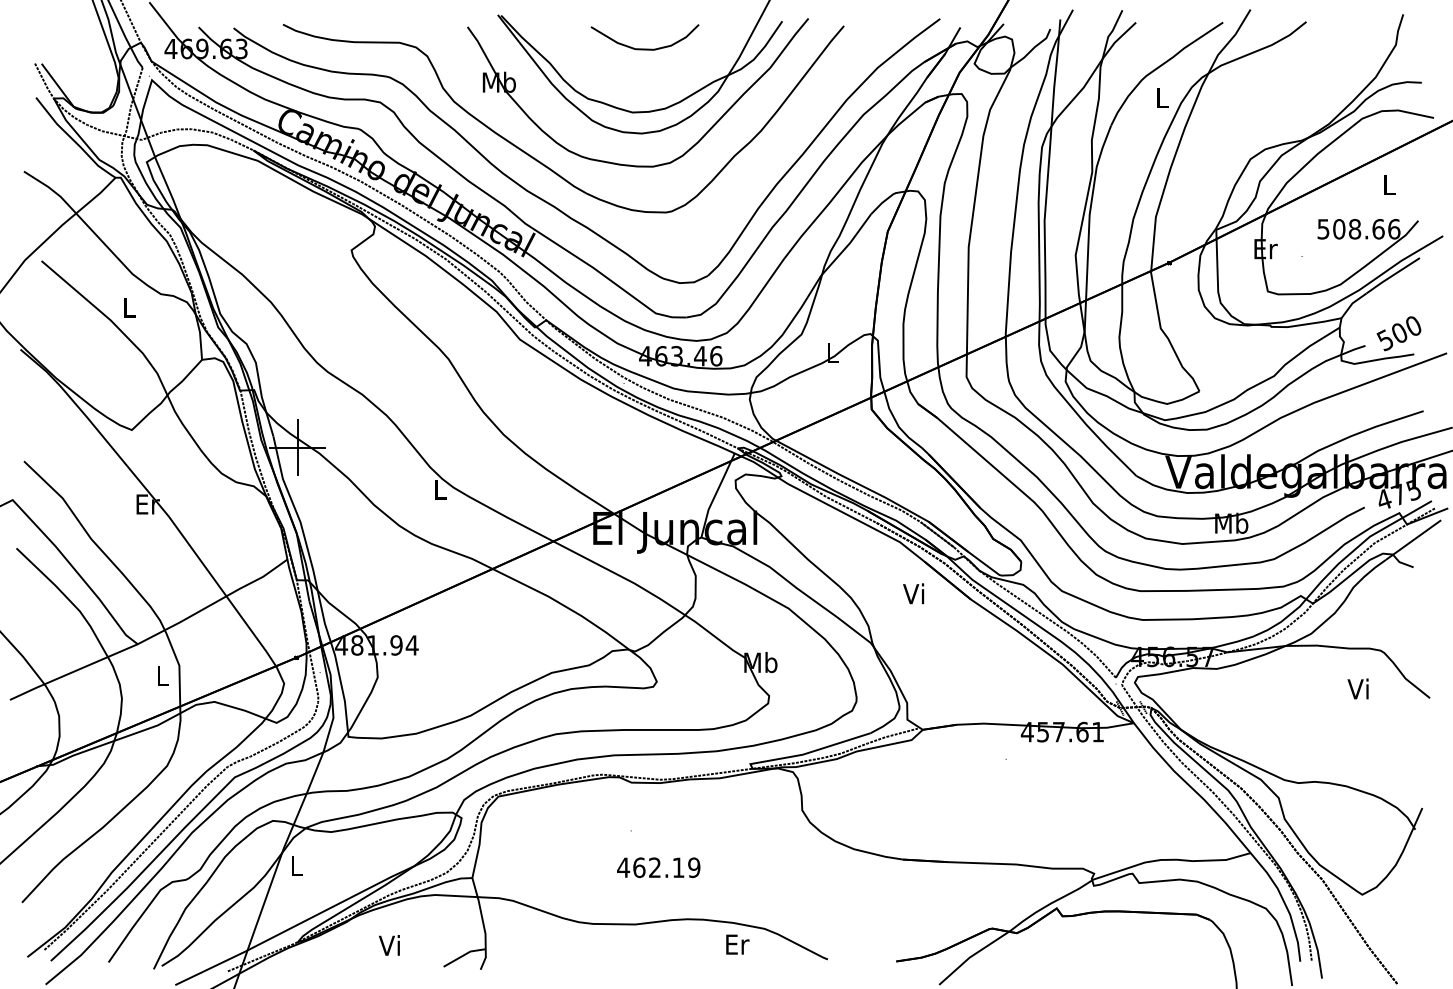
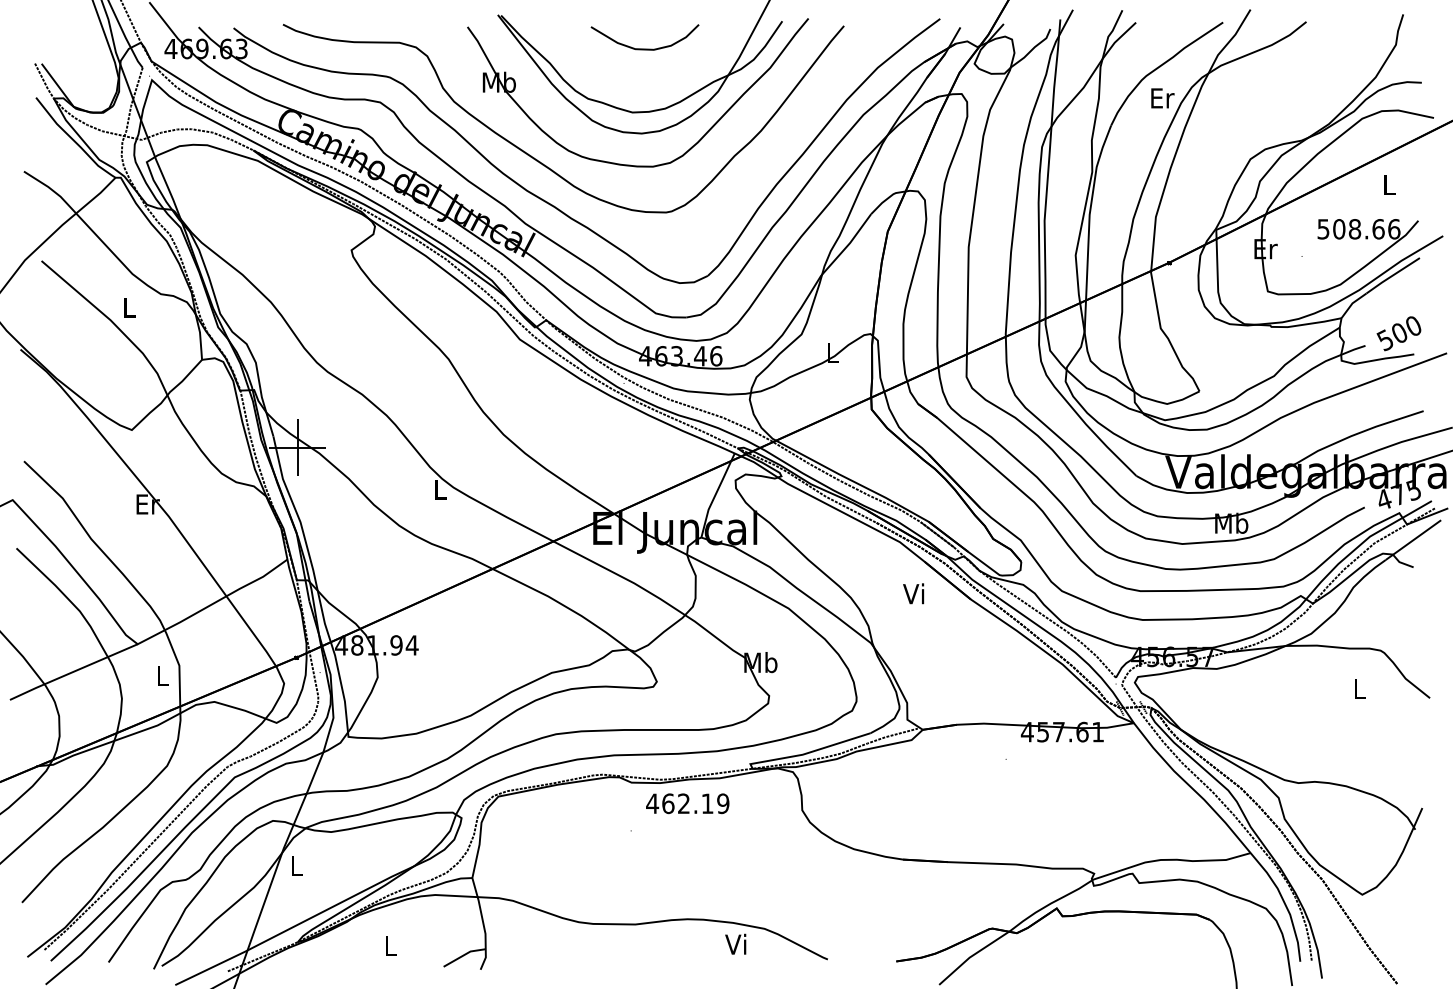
text: L -> Er (1162, 98)
text: Vi -> L (1357, 688)
text position: (658, 867) -> (687, 803) (687, 803)
text: Er -> Vi (737, 943)
text: Vi -> L (388, 945)
